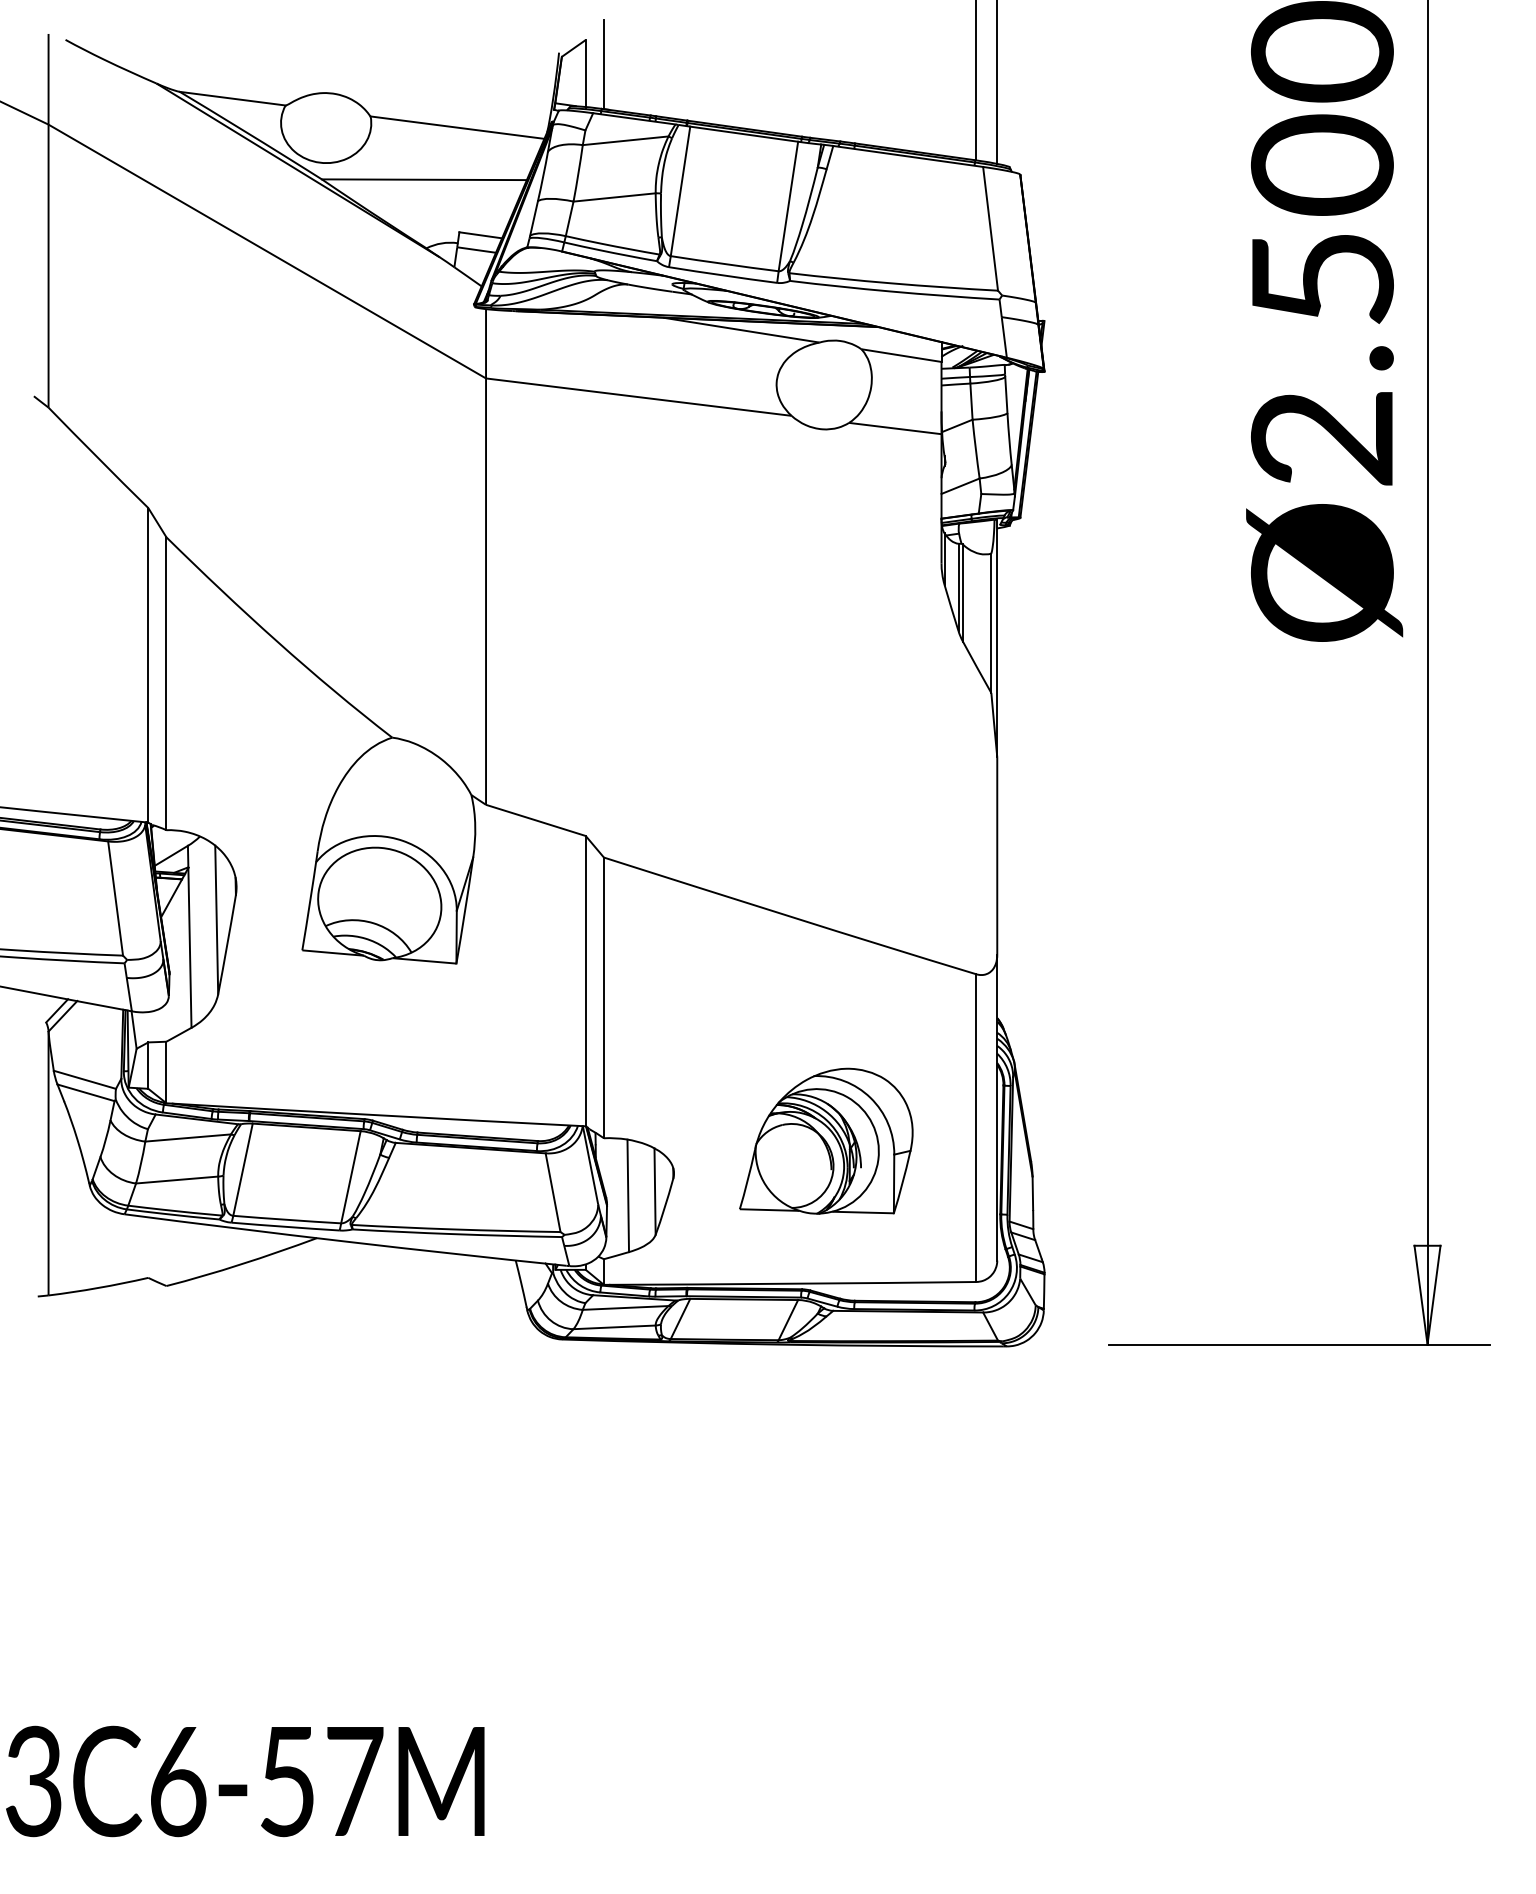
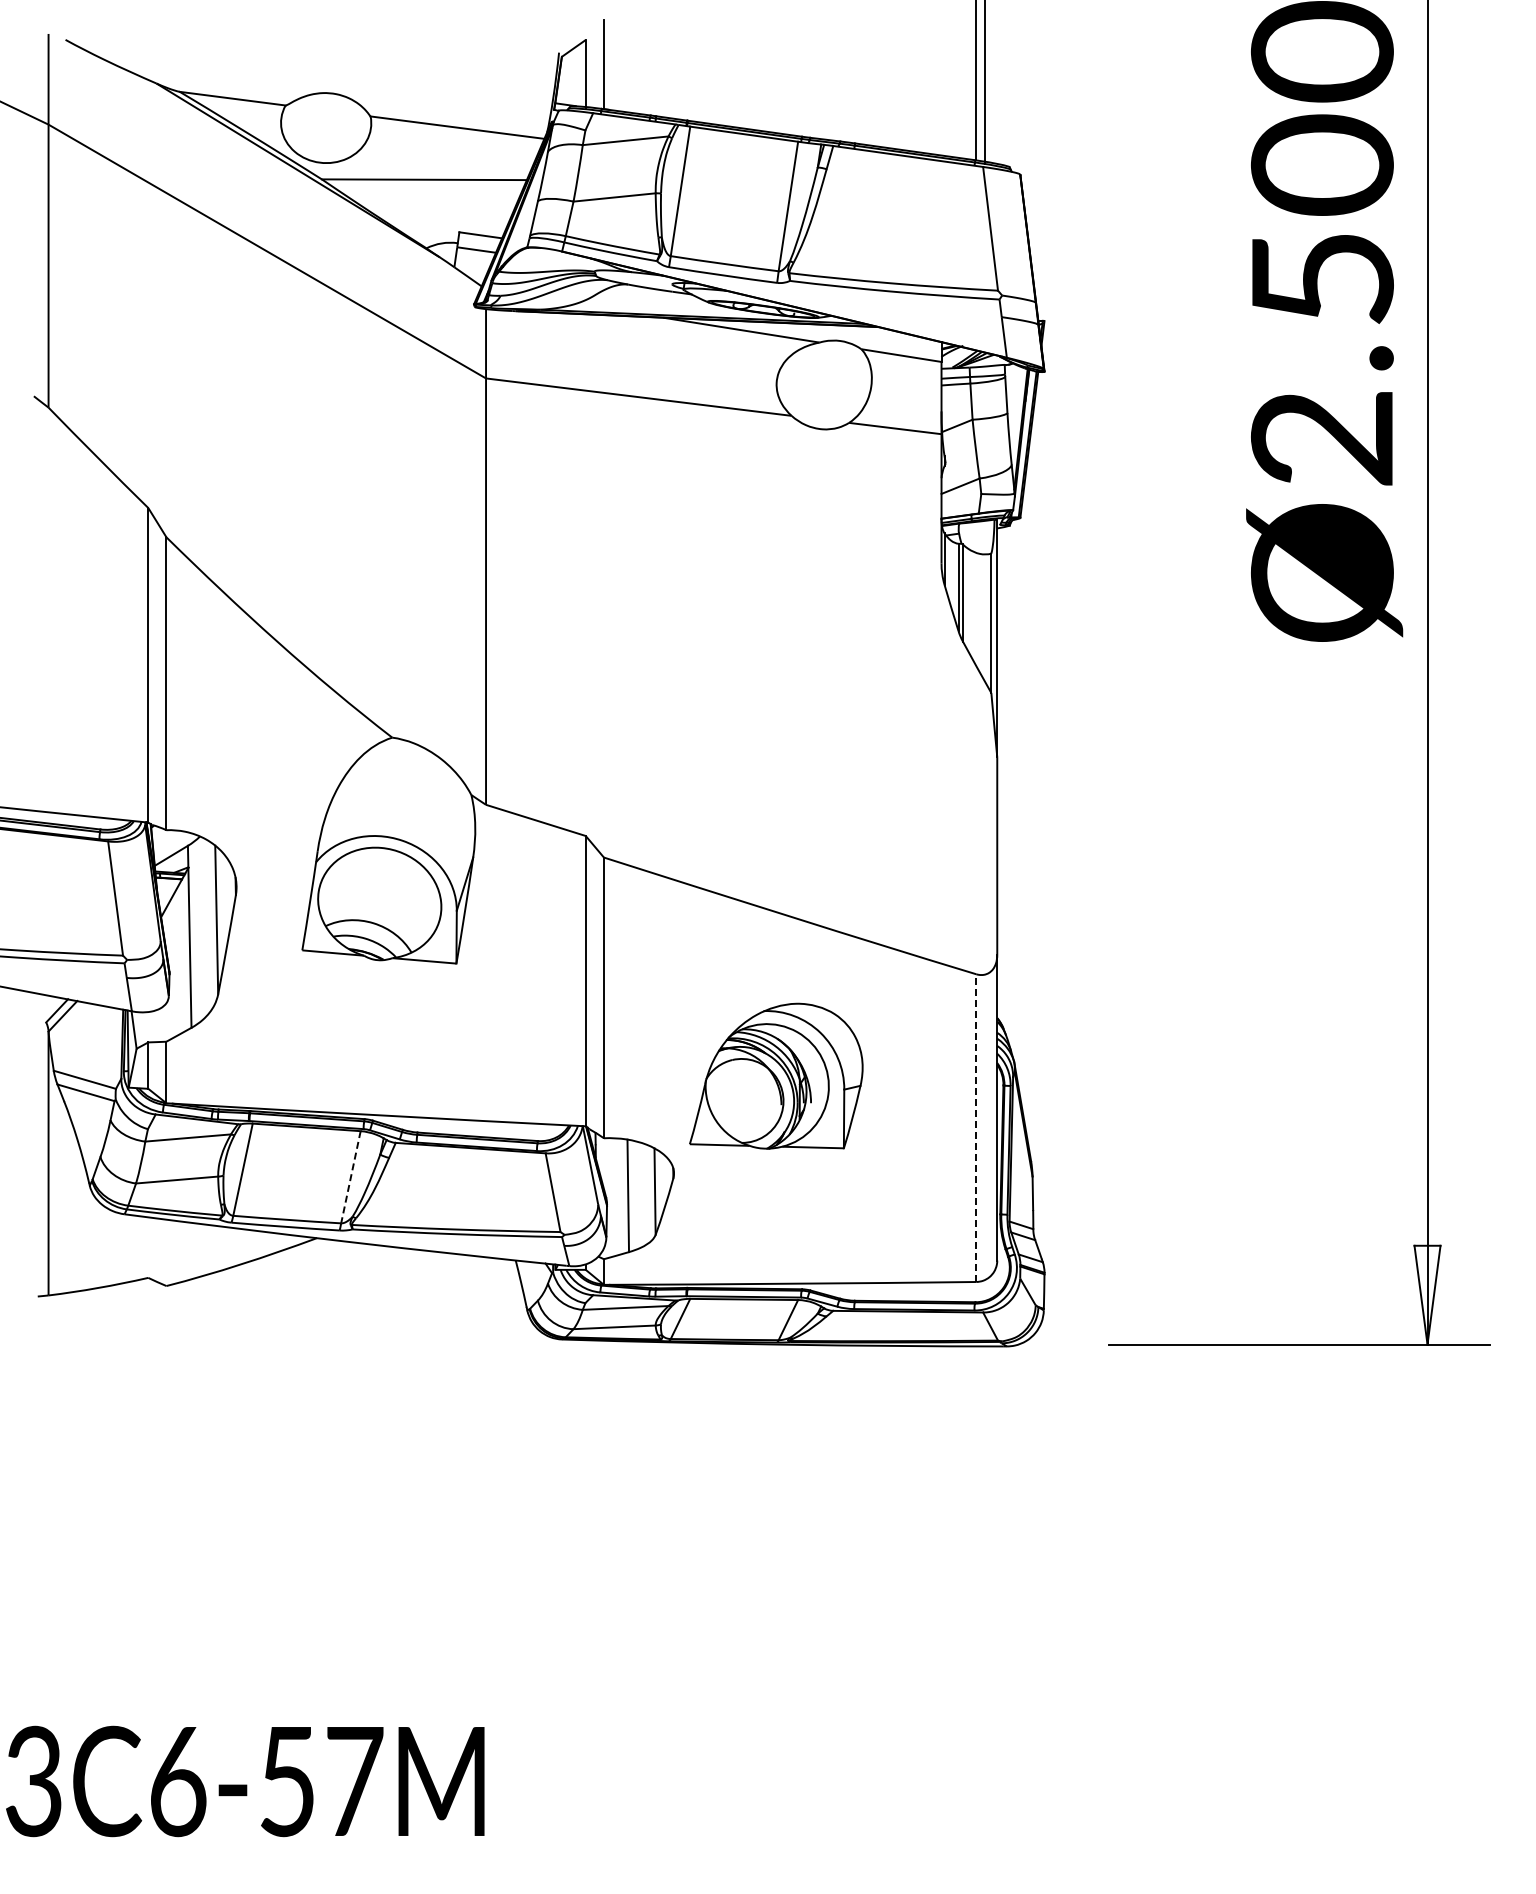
line position: (997, 82) -> (985, 82) (985, 82)
line: solid -> dashed (976, 1128)
part position: (826, 1140) -> (776, 1075) (776, 1075)
line: solid -> dashed (350, 1177)
